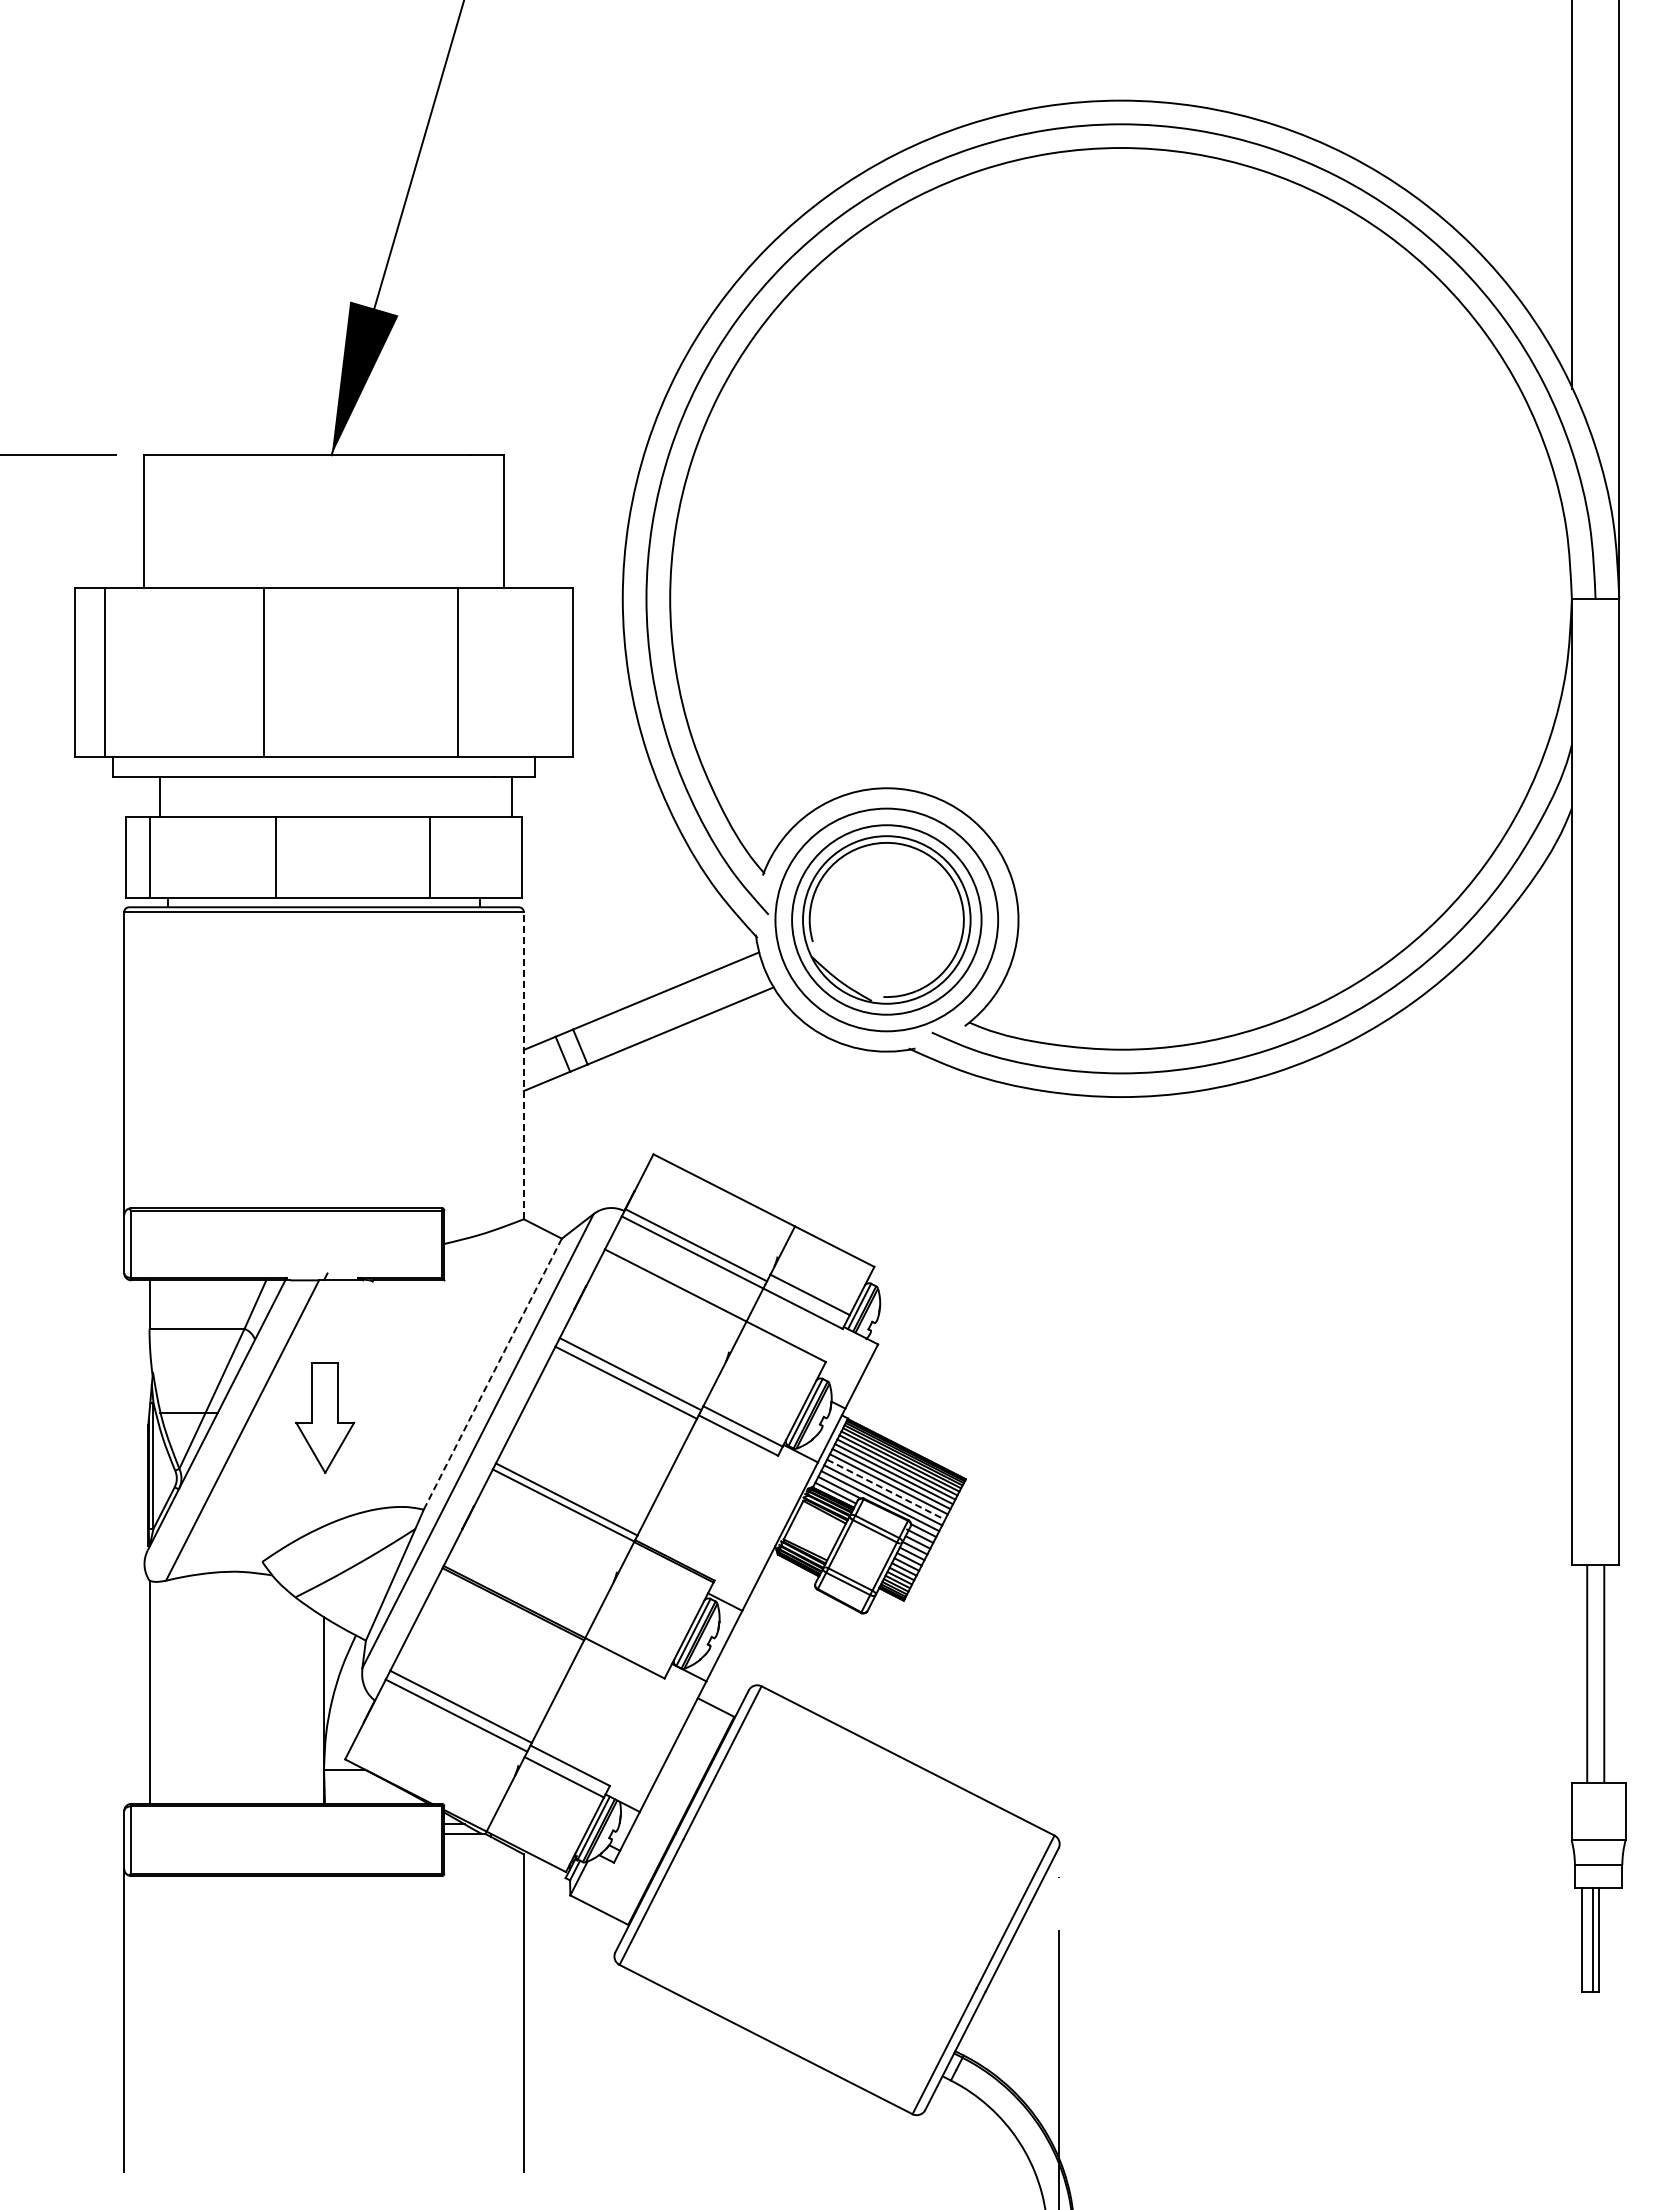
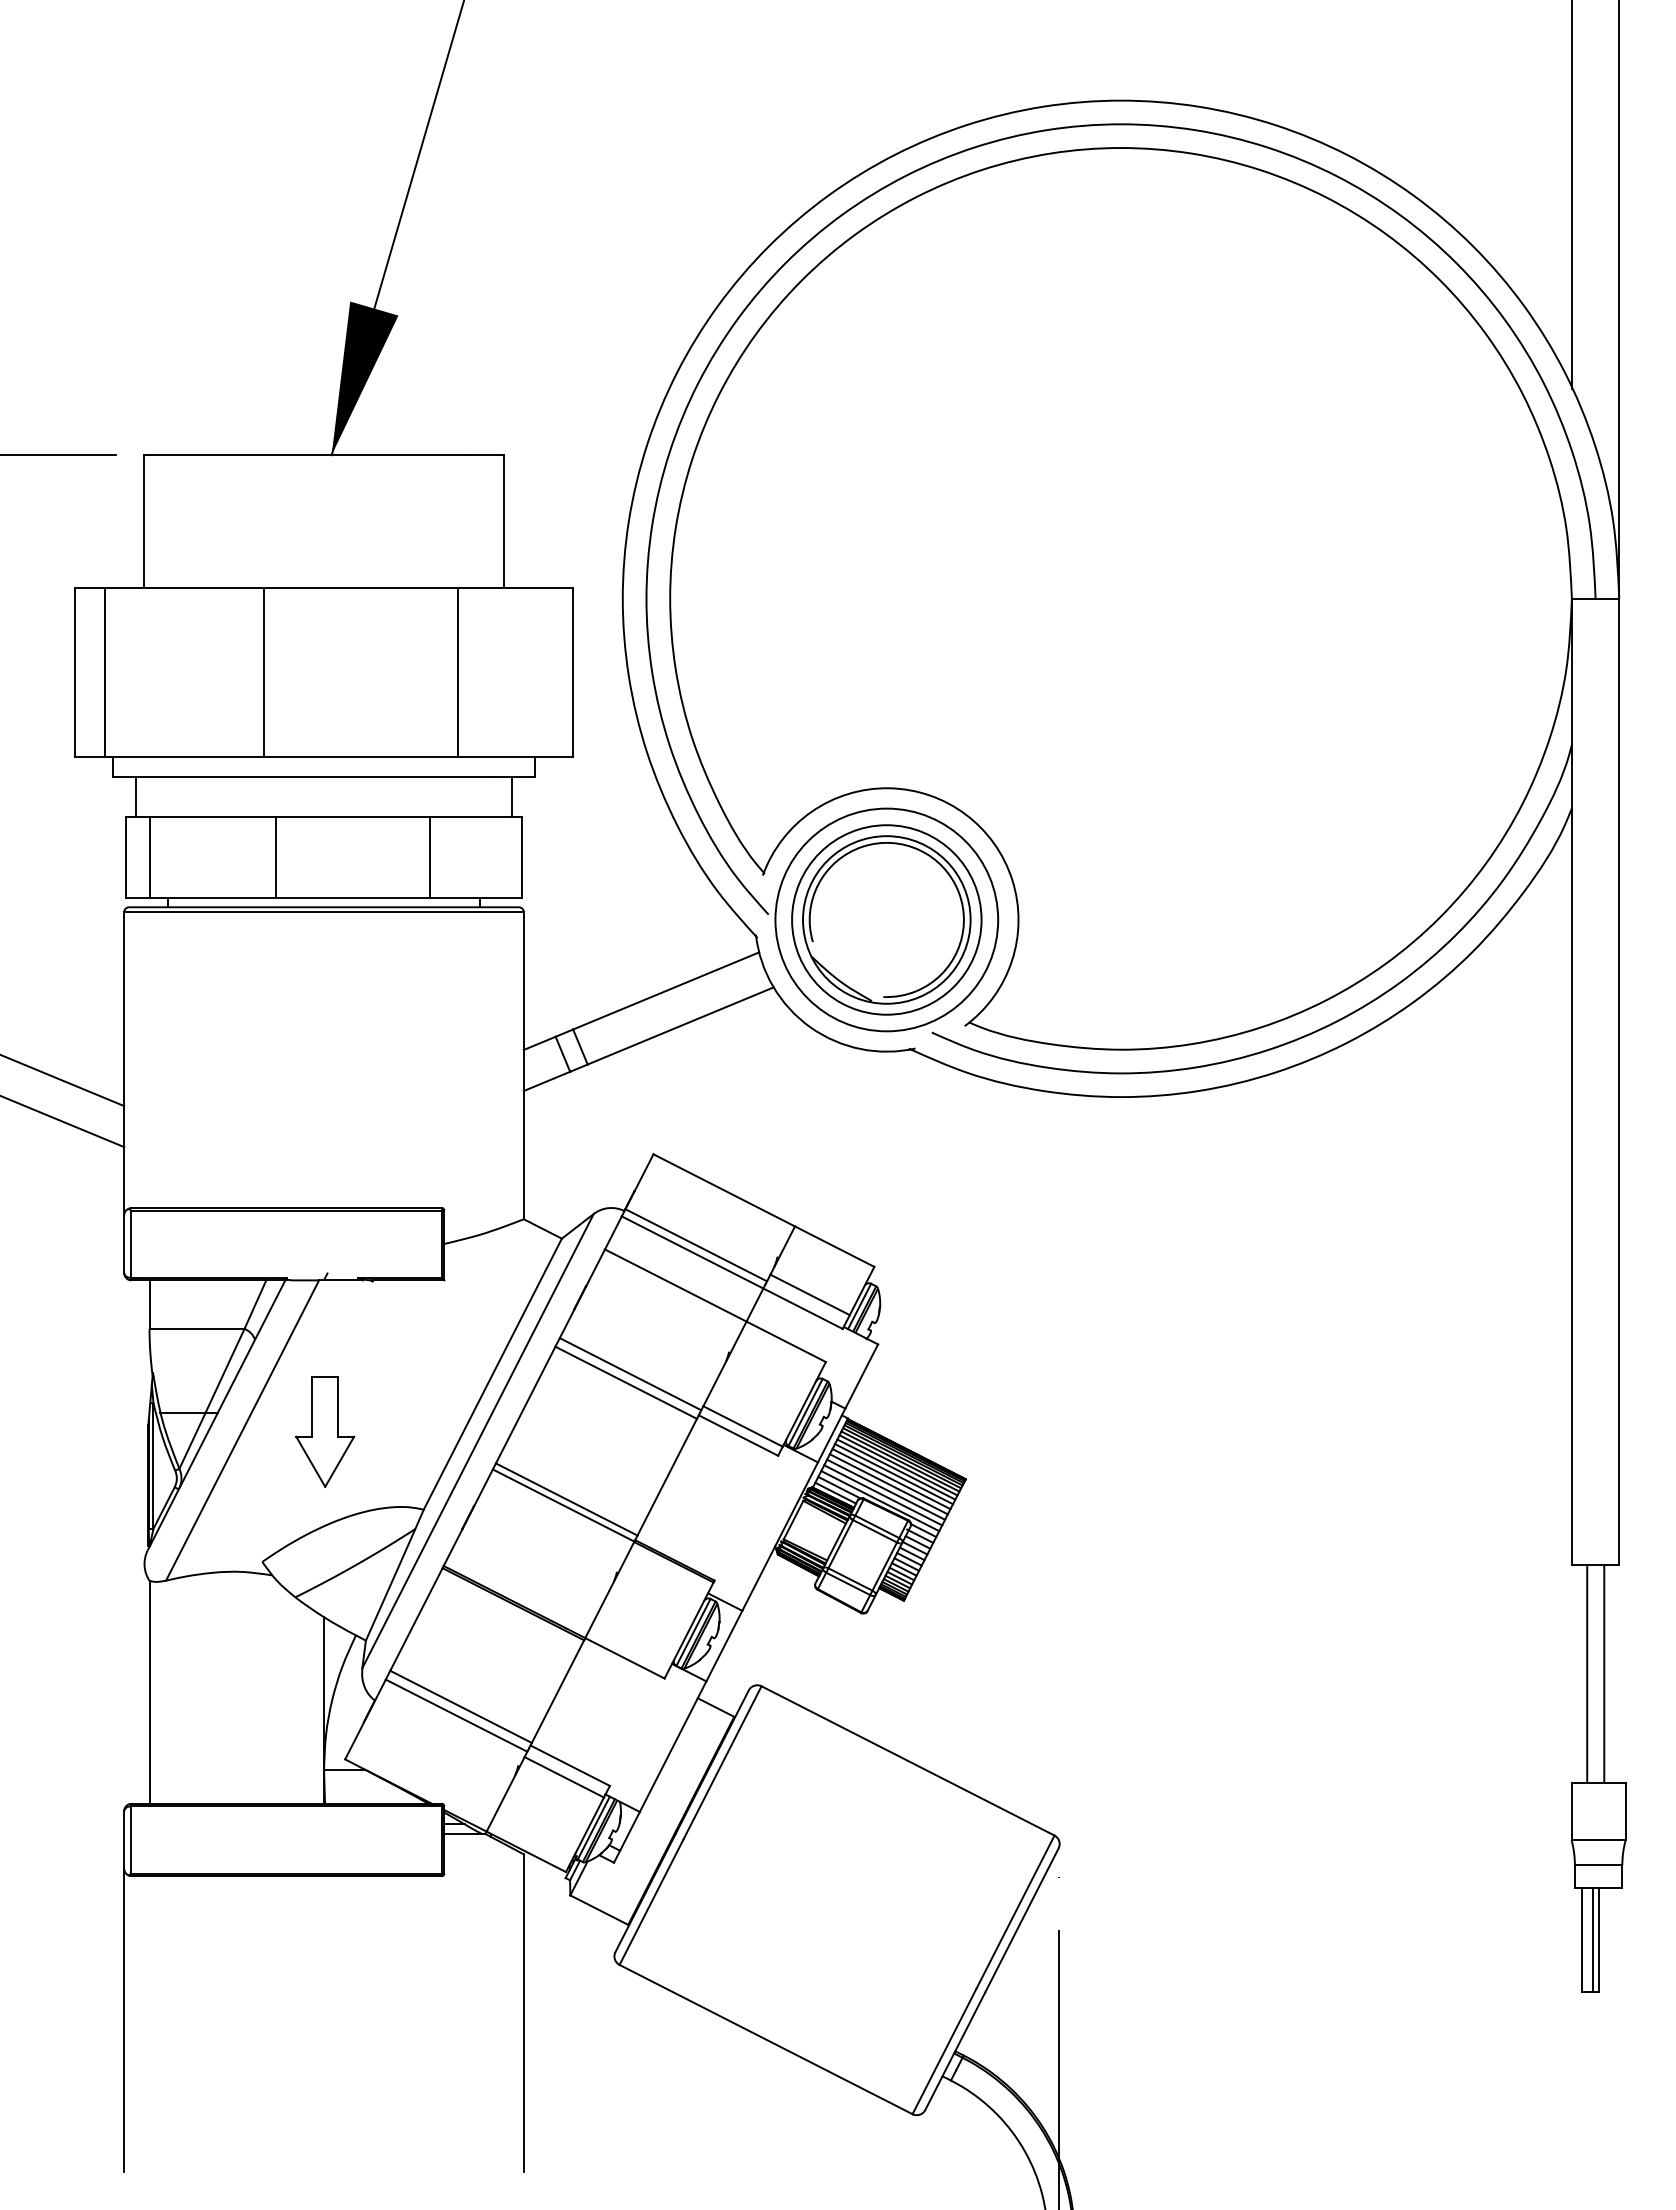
line position: (160, 797) -> (136, 797) (136, 797)
line: dashed -> solid (523, 1065)
line: none -> present (63, 1080)
line: none -> present (63, 1121)
line: dashed -> solid (492, 1374)
part position: (325, 1417) -> (325, 1431) (325, 1431)
line: dashed -> solid (886, 1489)
